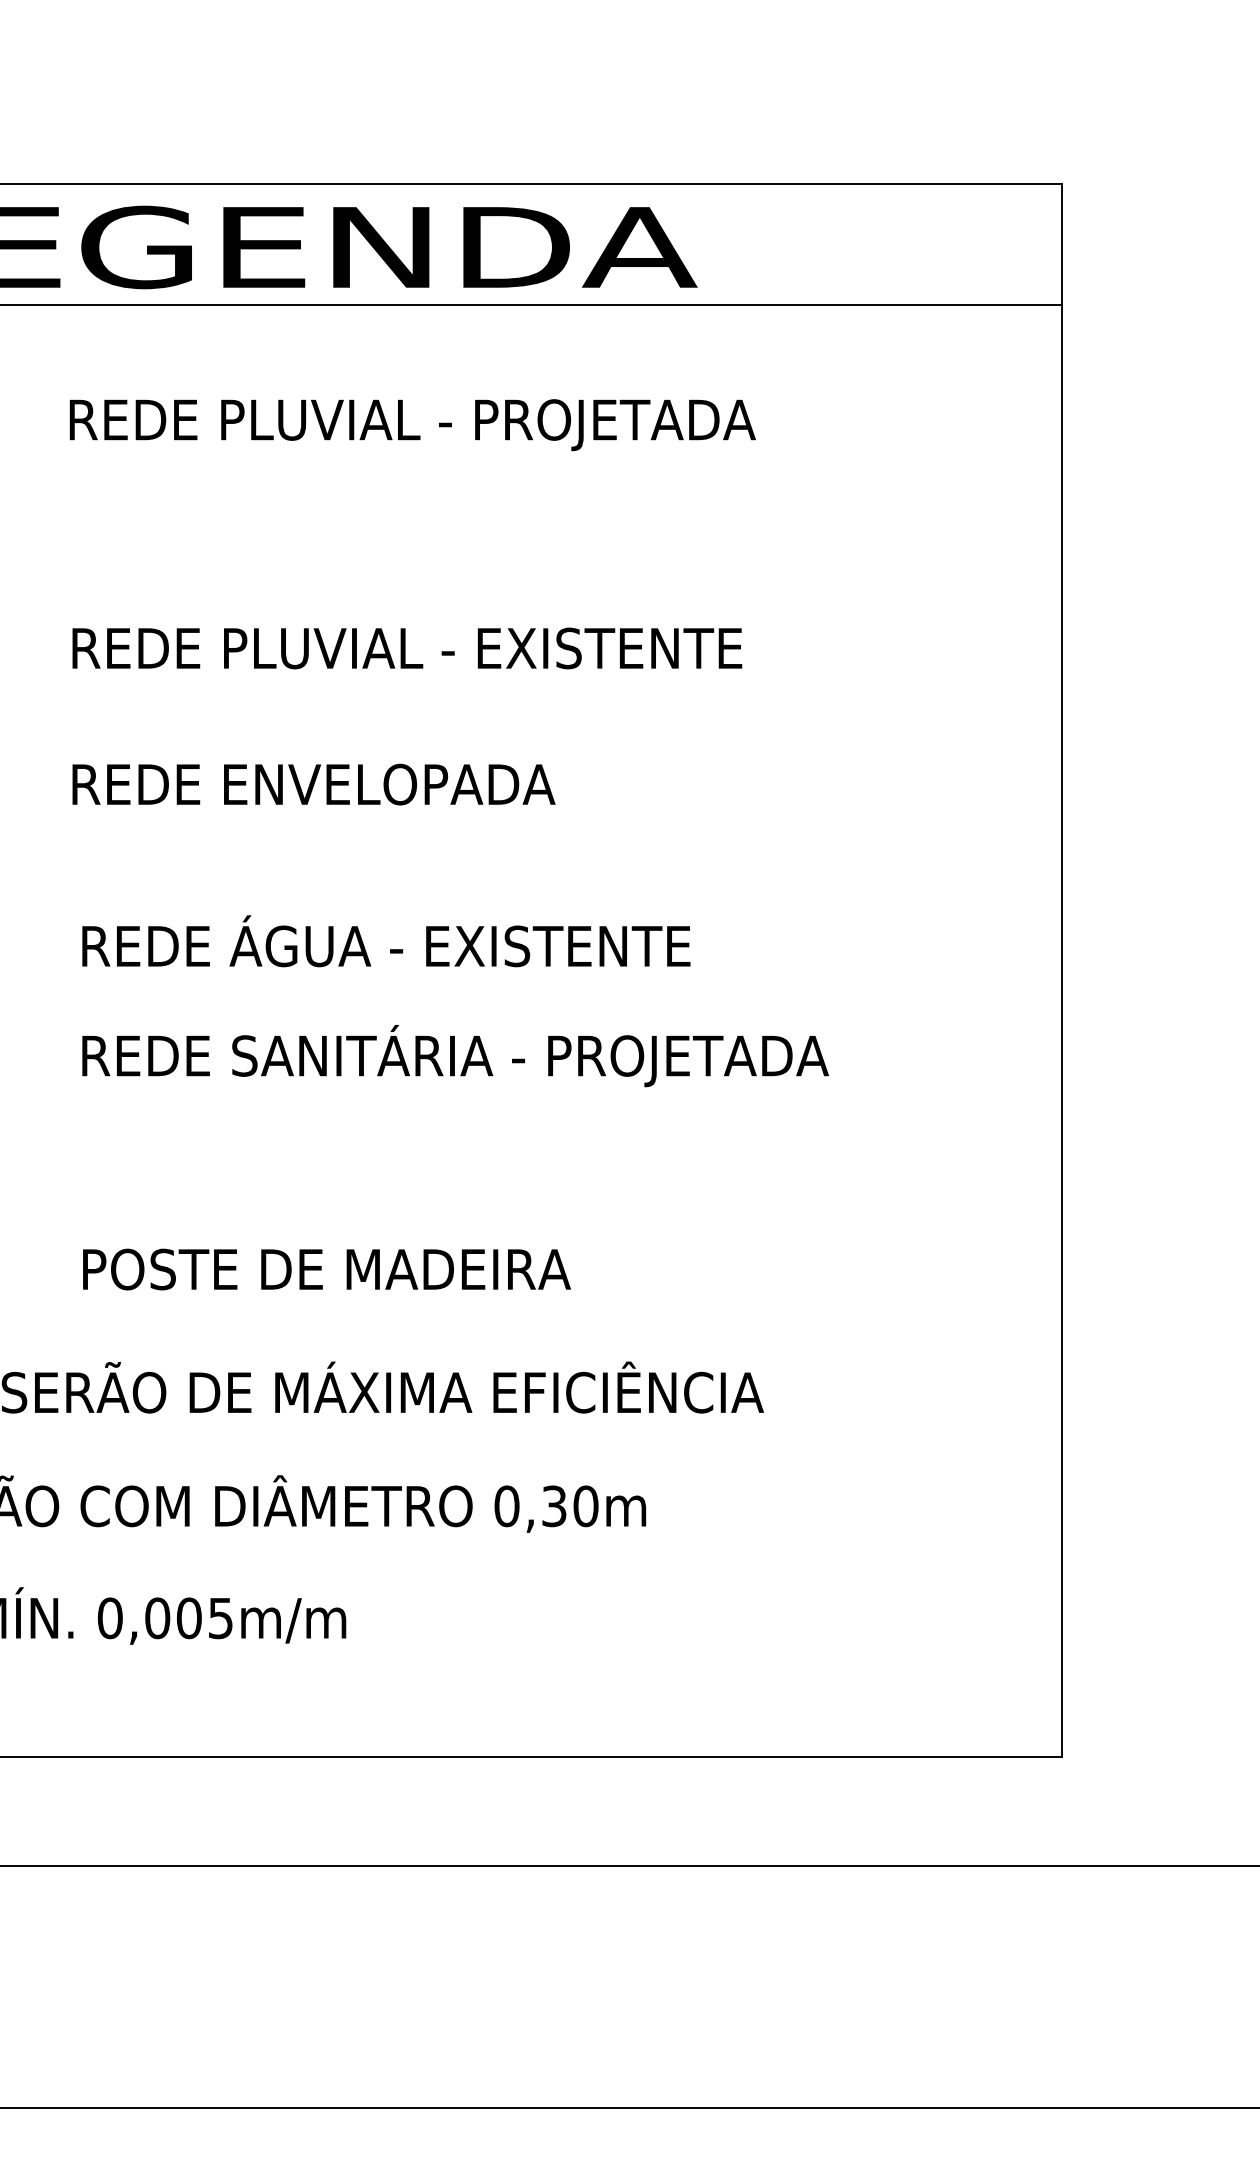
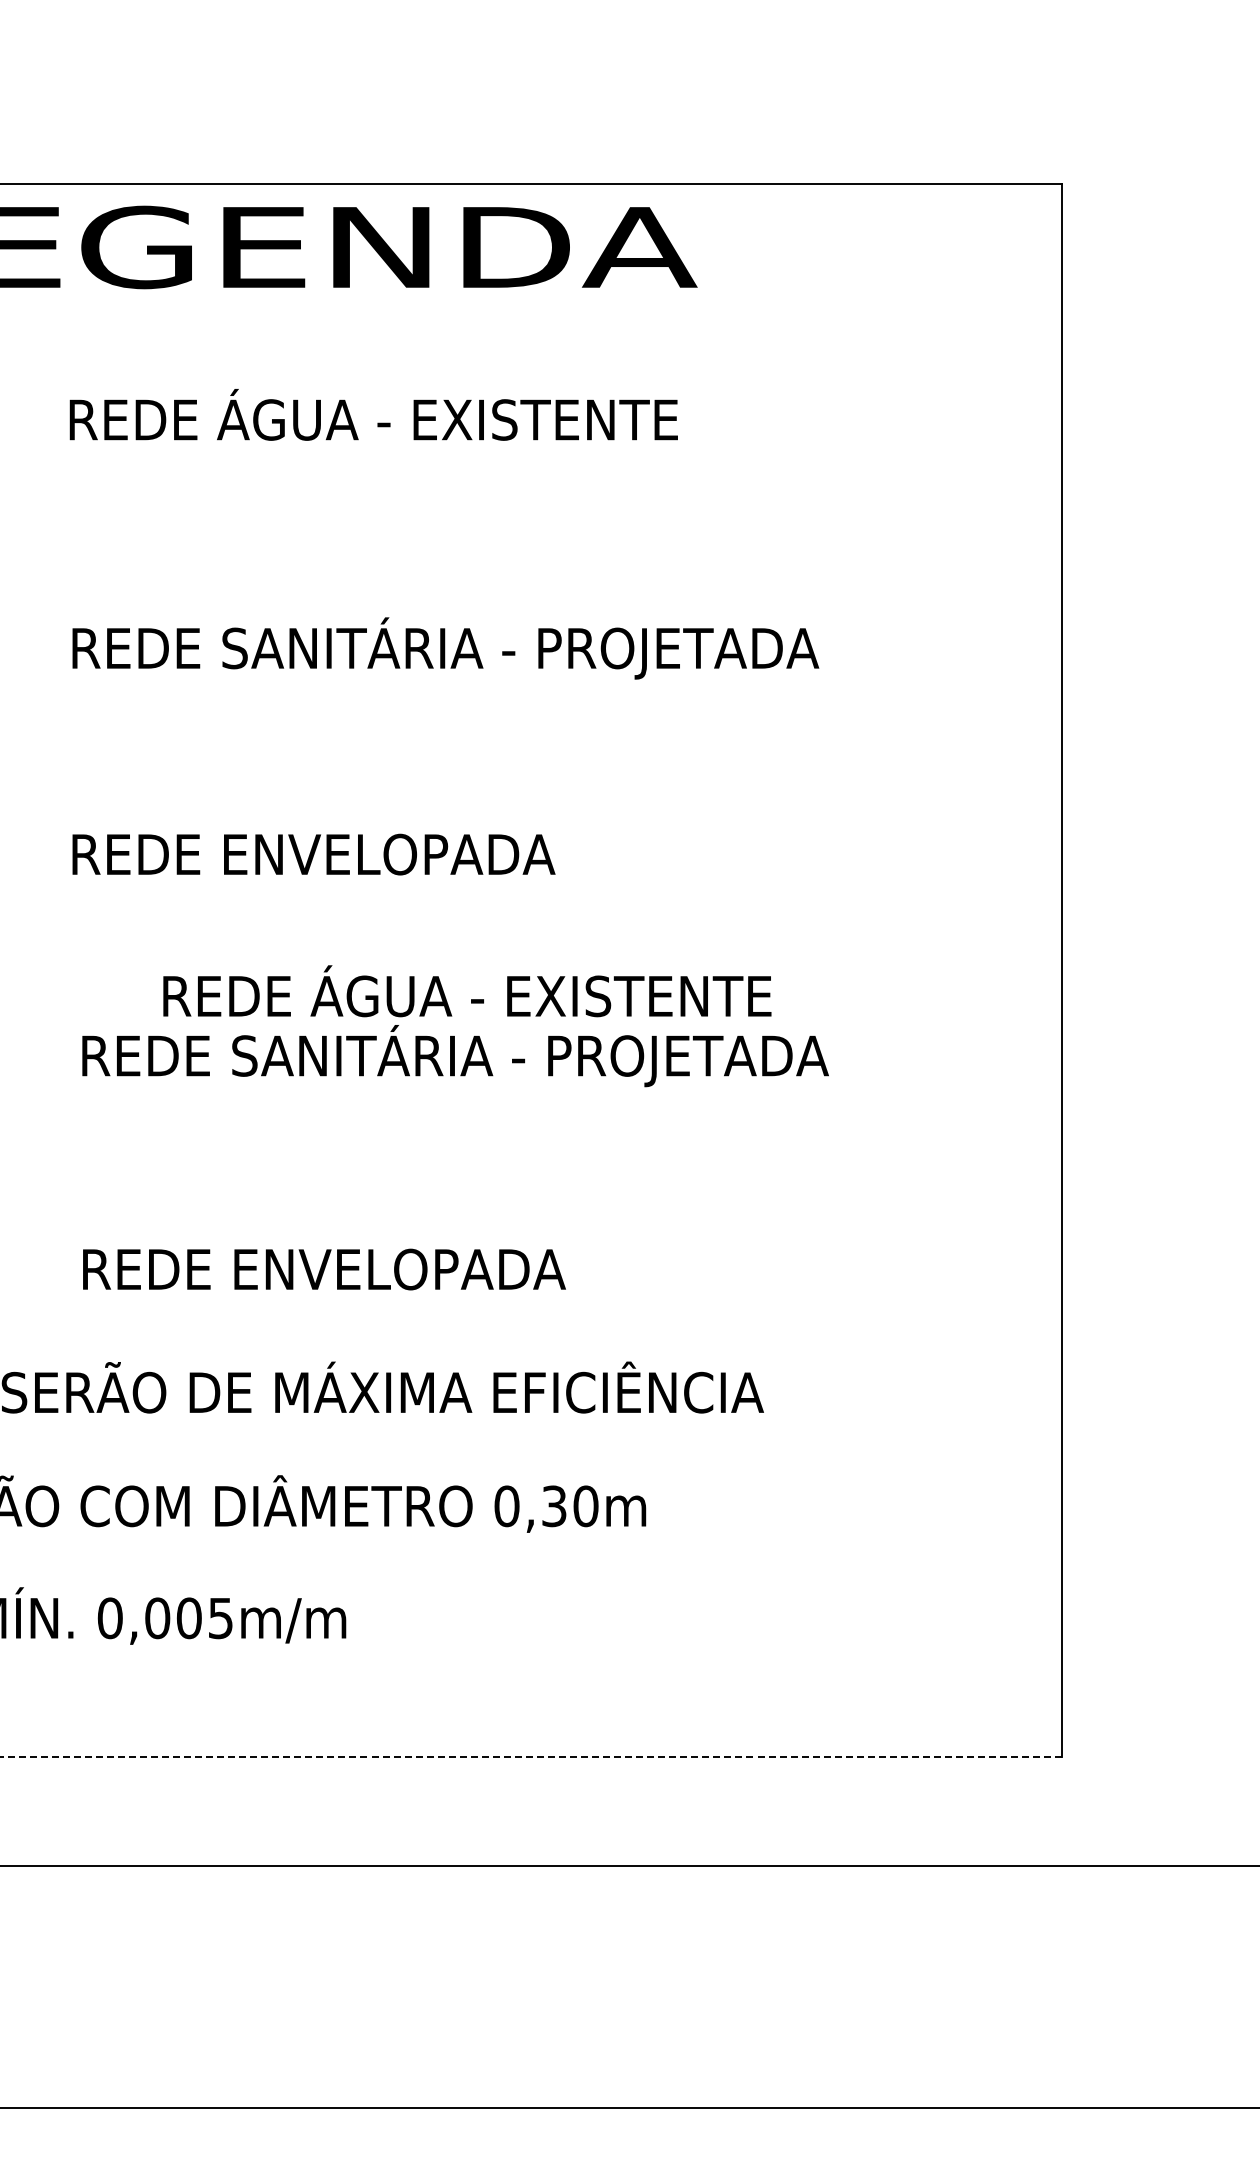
line: present -> none (532, 305)
text: REDE PLUVIAL - PROJETADA -> REDE ÁGUA - EXISTENTE (486, 420)
text: REDE PLUVIAL - EXISTENTE -> REDE SANITÁRIA - PROJETADA (520, 648)
text position: (313, 784) -> (313, 854) (313, 854)
text position: (386, 941) -> (467, 991) (467, 991)
text: POSTE DE MADEIRA -> REDE ENVELOPADA (329, 1269)
line: solid -> dashed (531, 1757)
